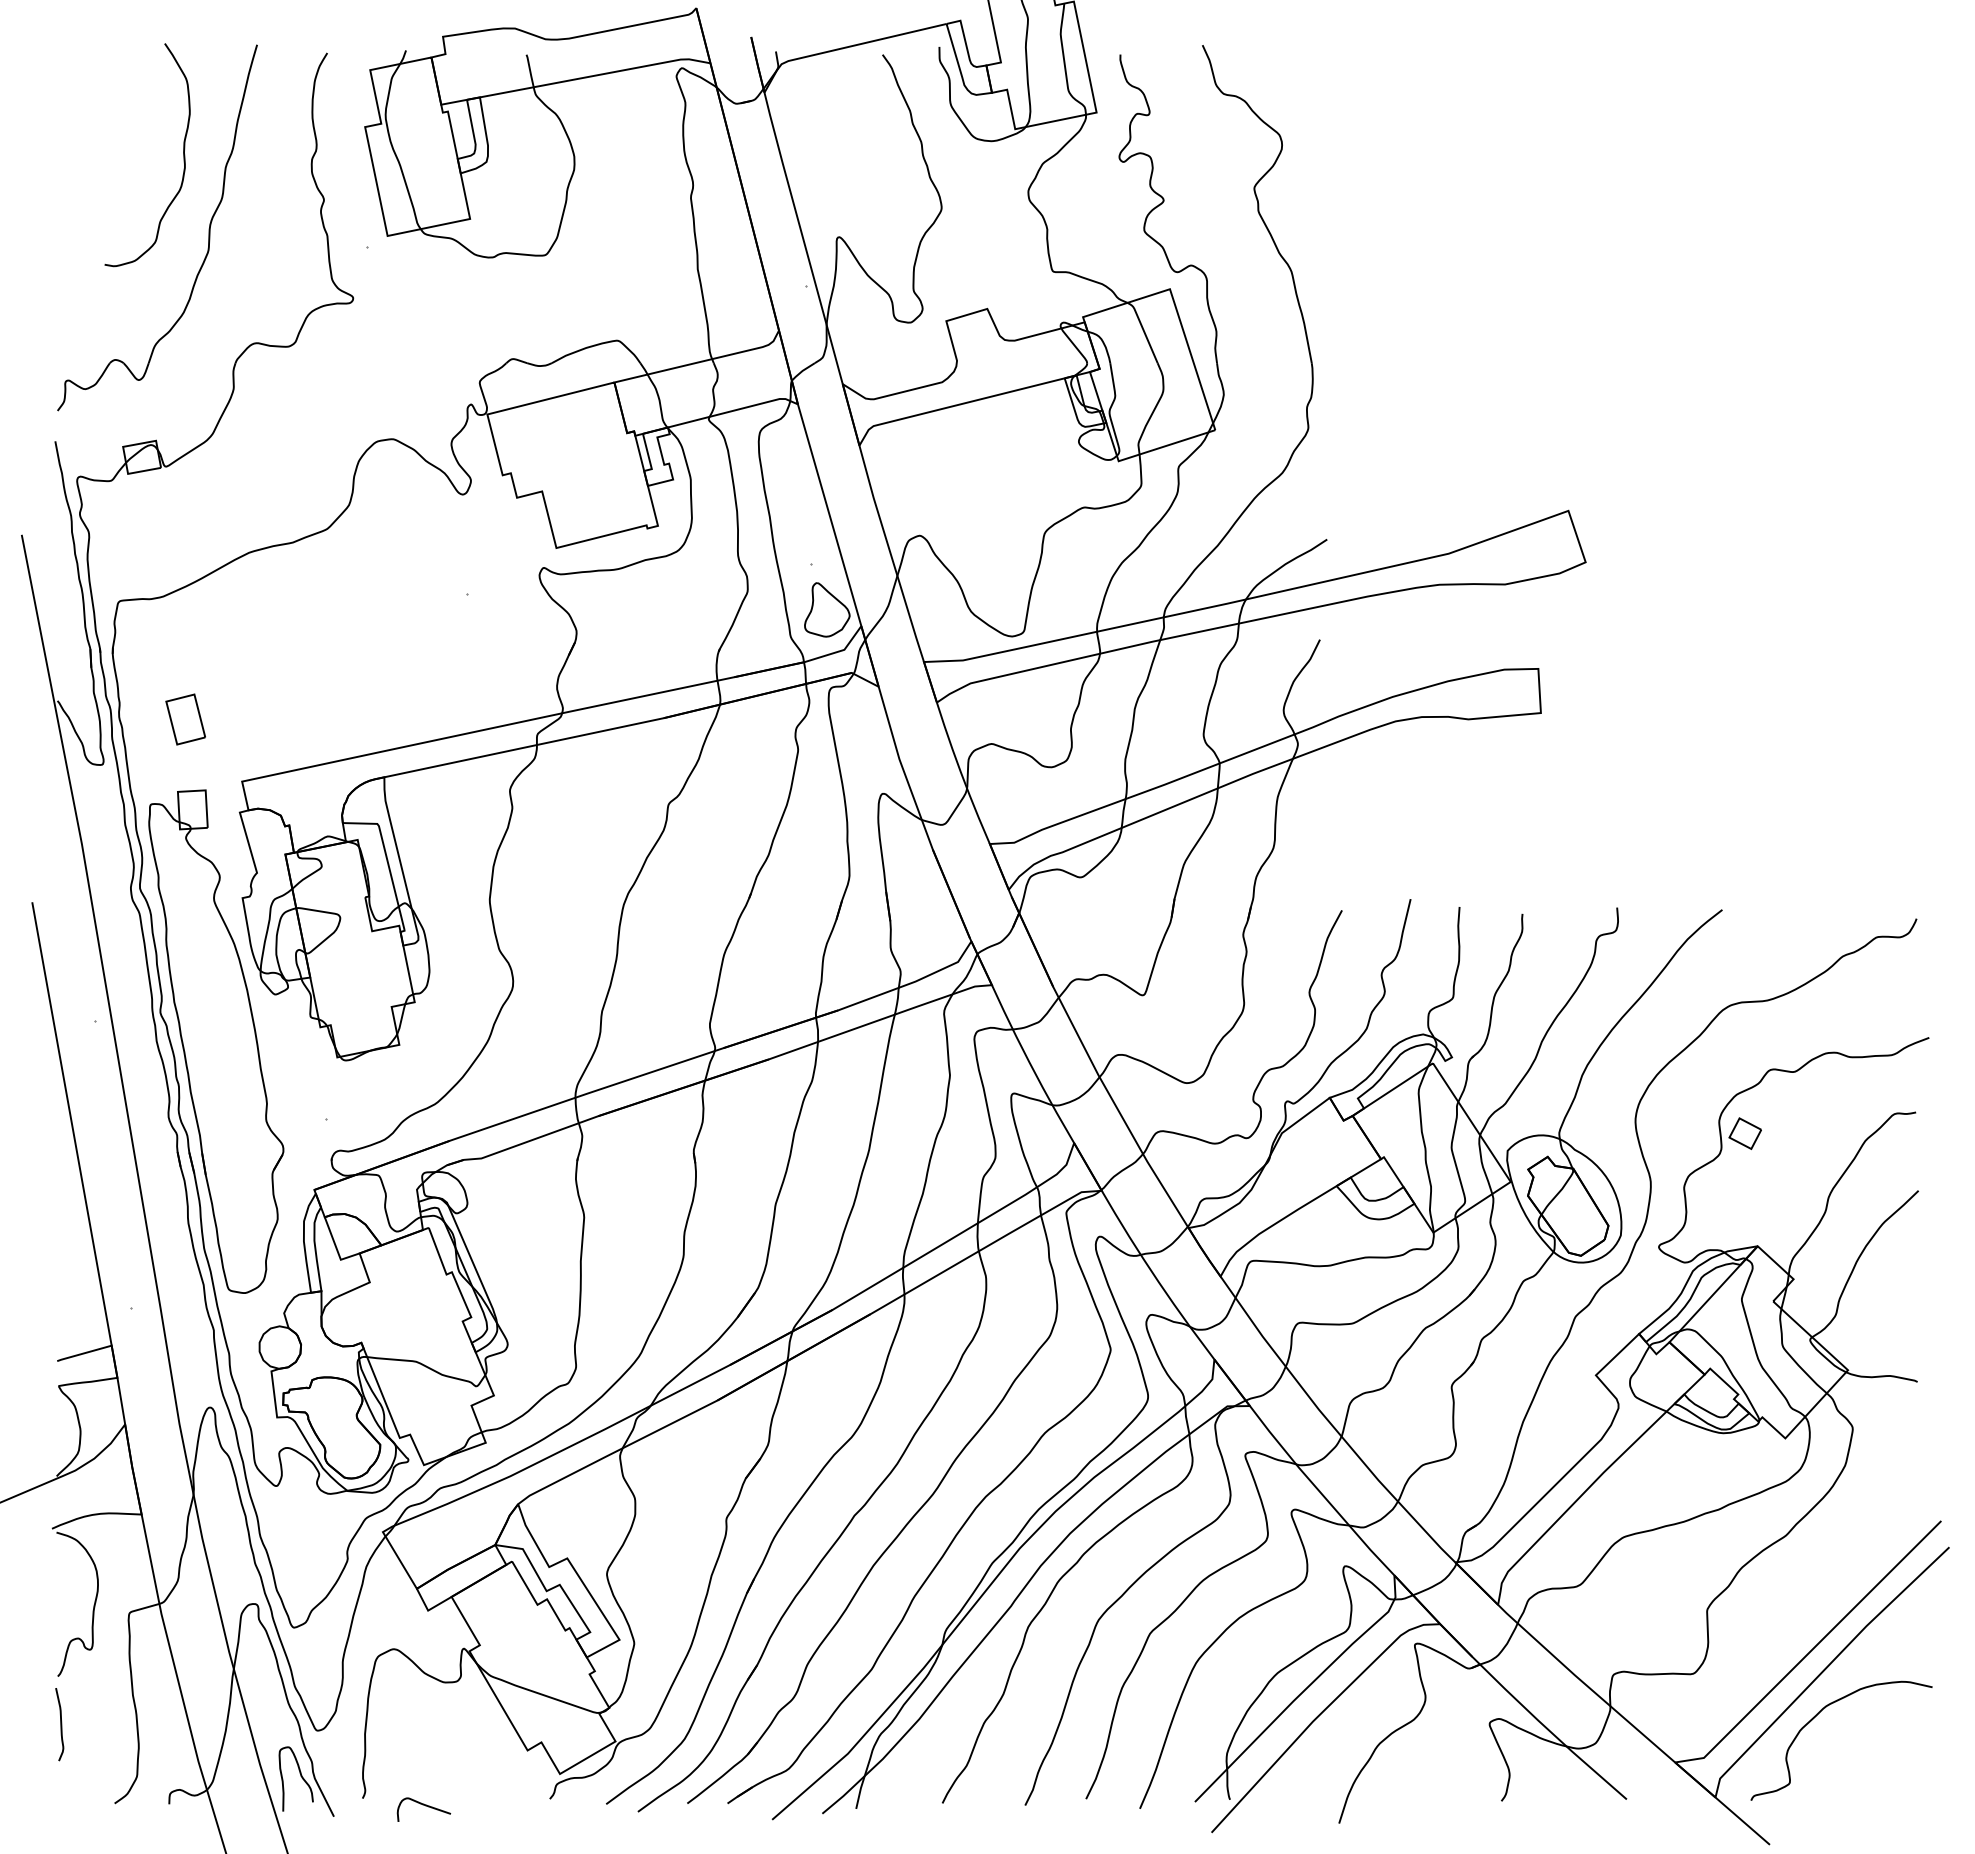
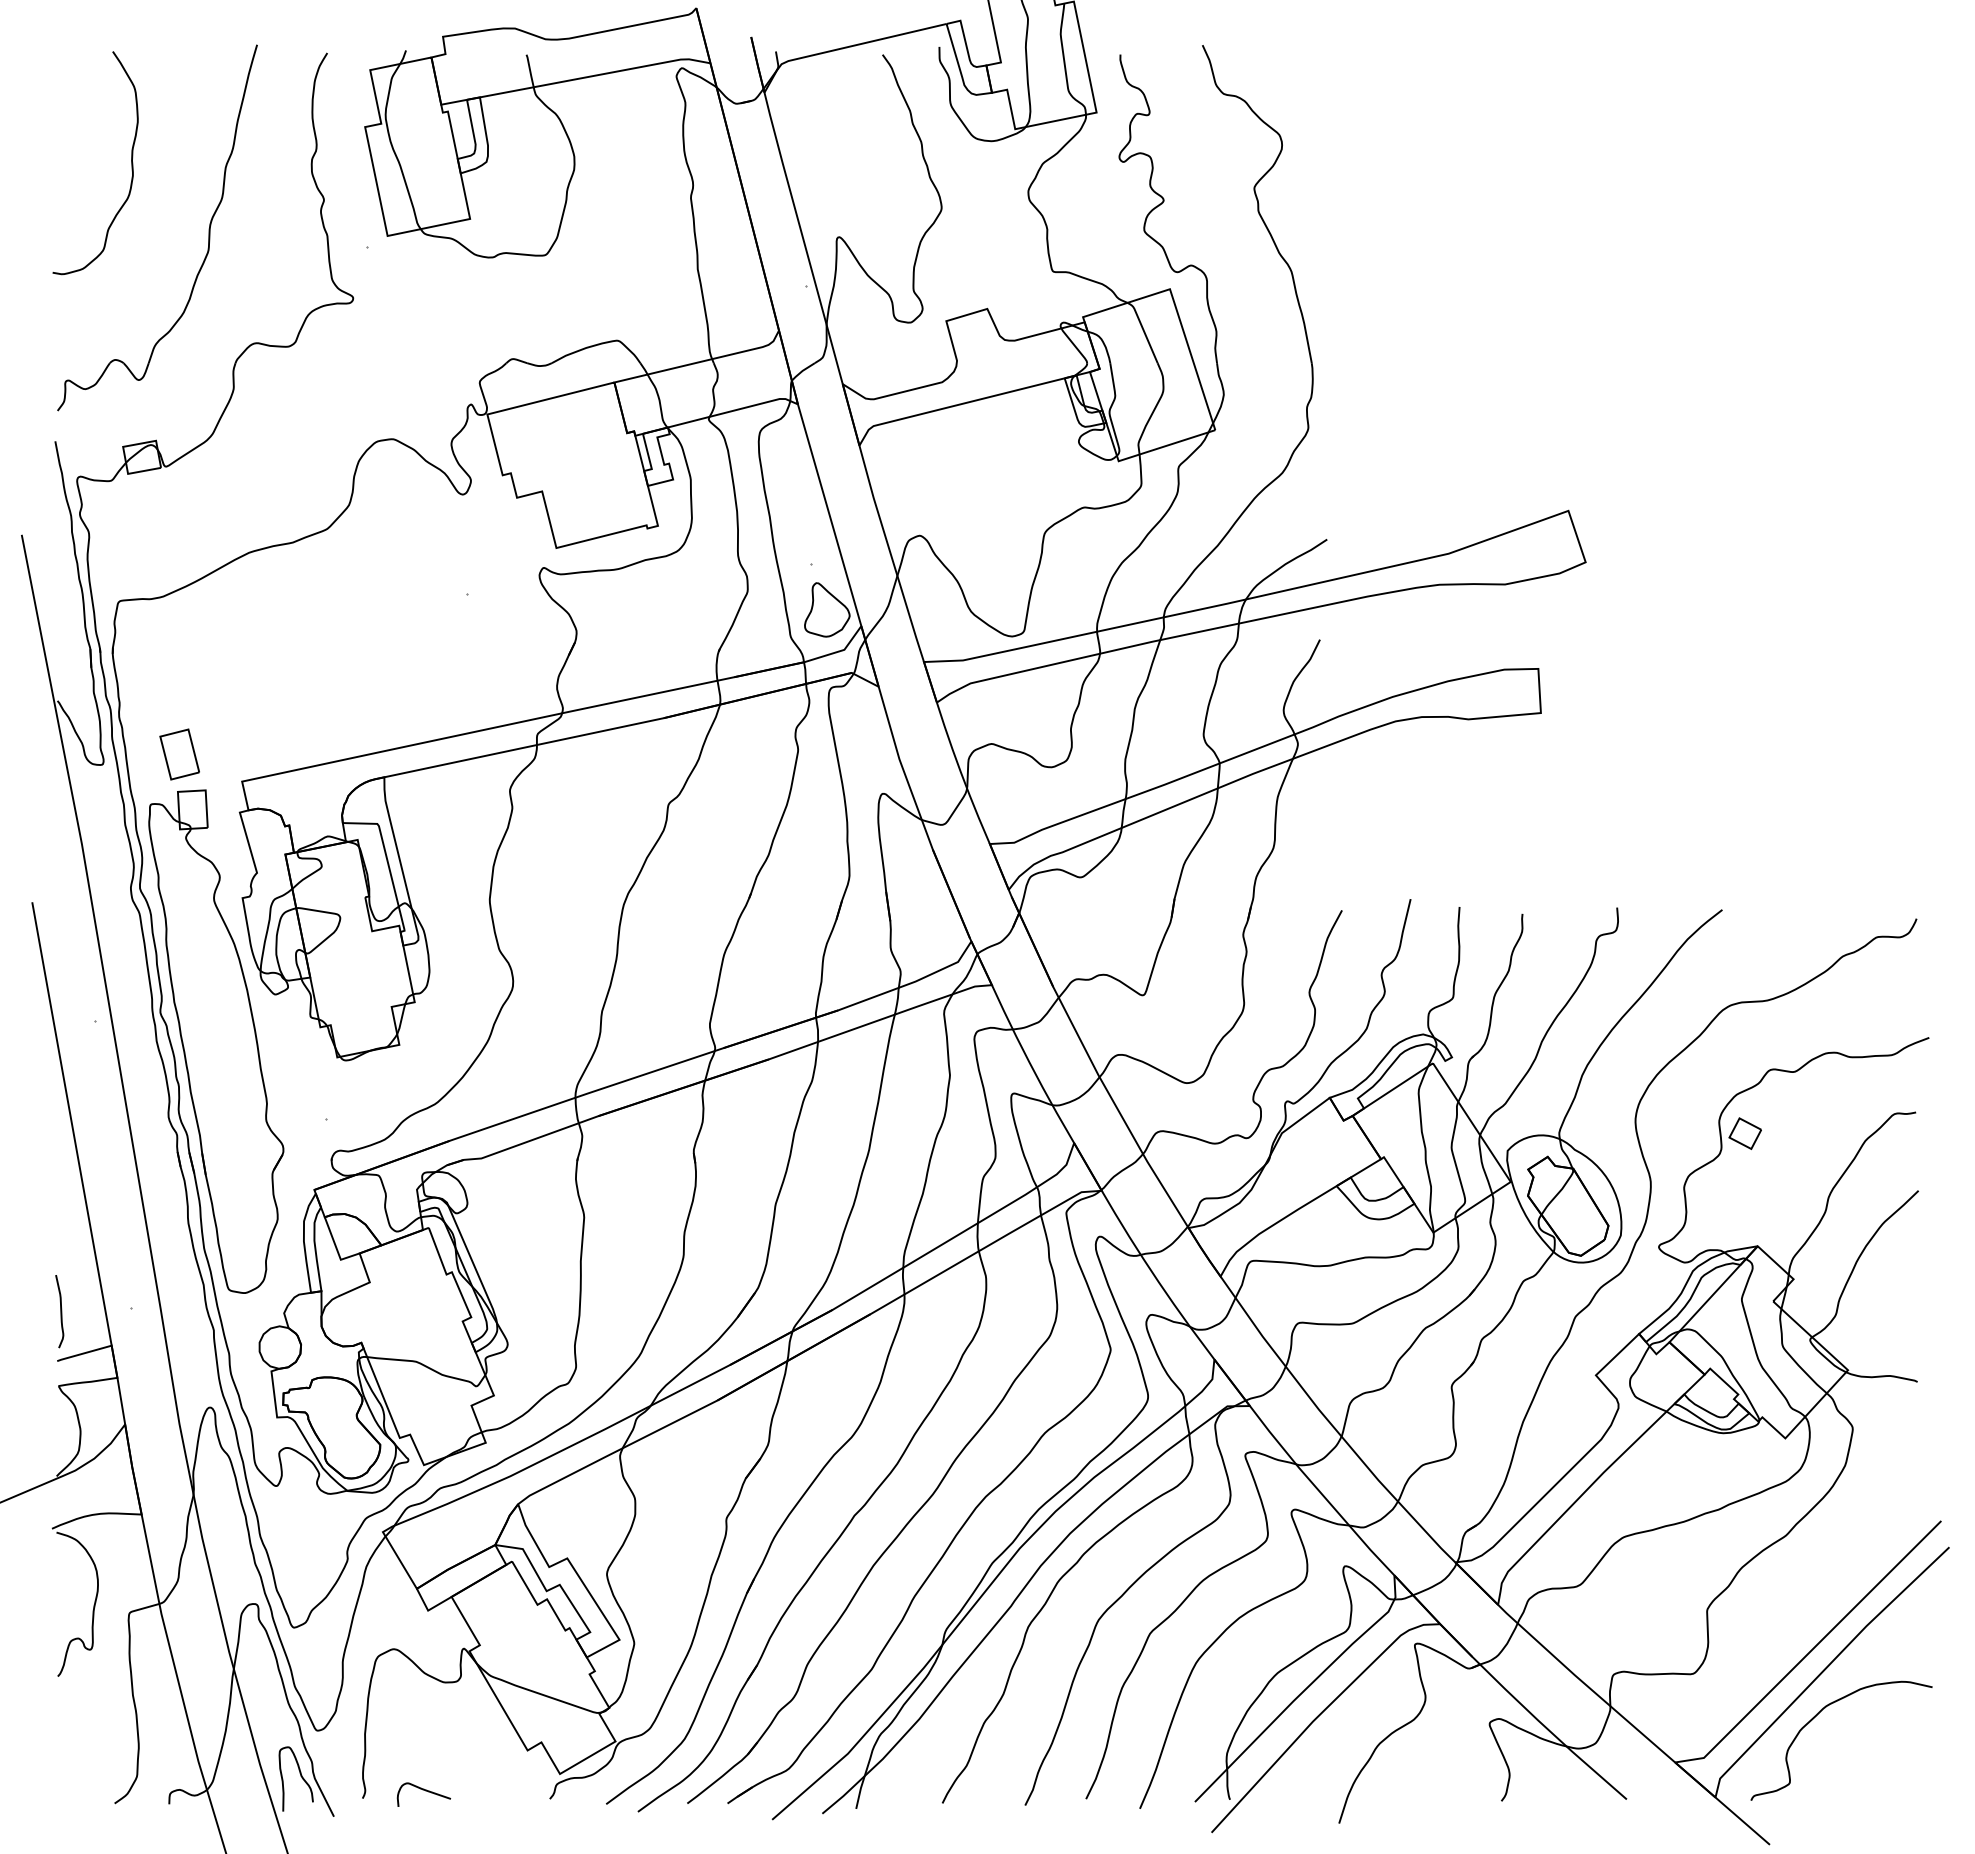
curve position: (183, 155) -> (131, 163) (131, 163)
part position: (185, 719) -> (179, 754) (179, 754)
curve position: (60, 1724) -> (60, 1311) (60, 1311)
curve position: (425, 1806) -> (425, 1791) (425, 1791)
